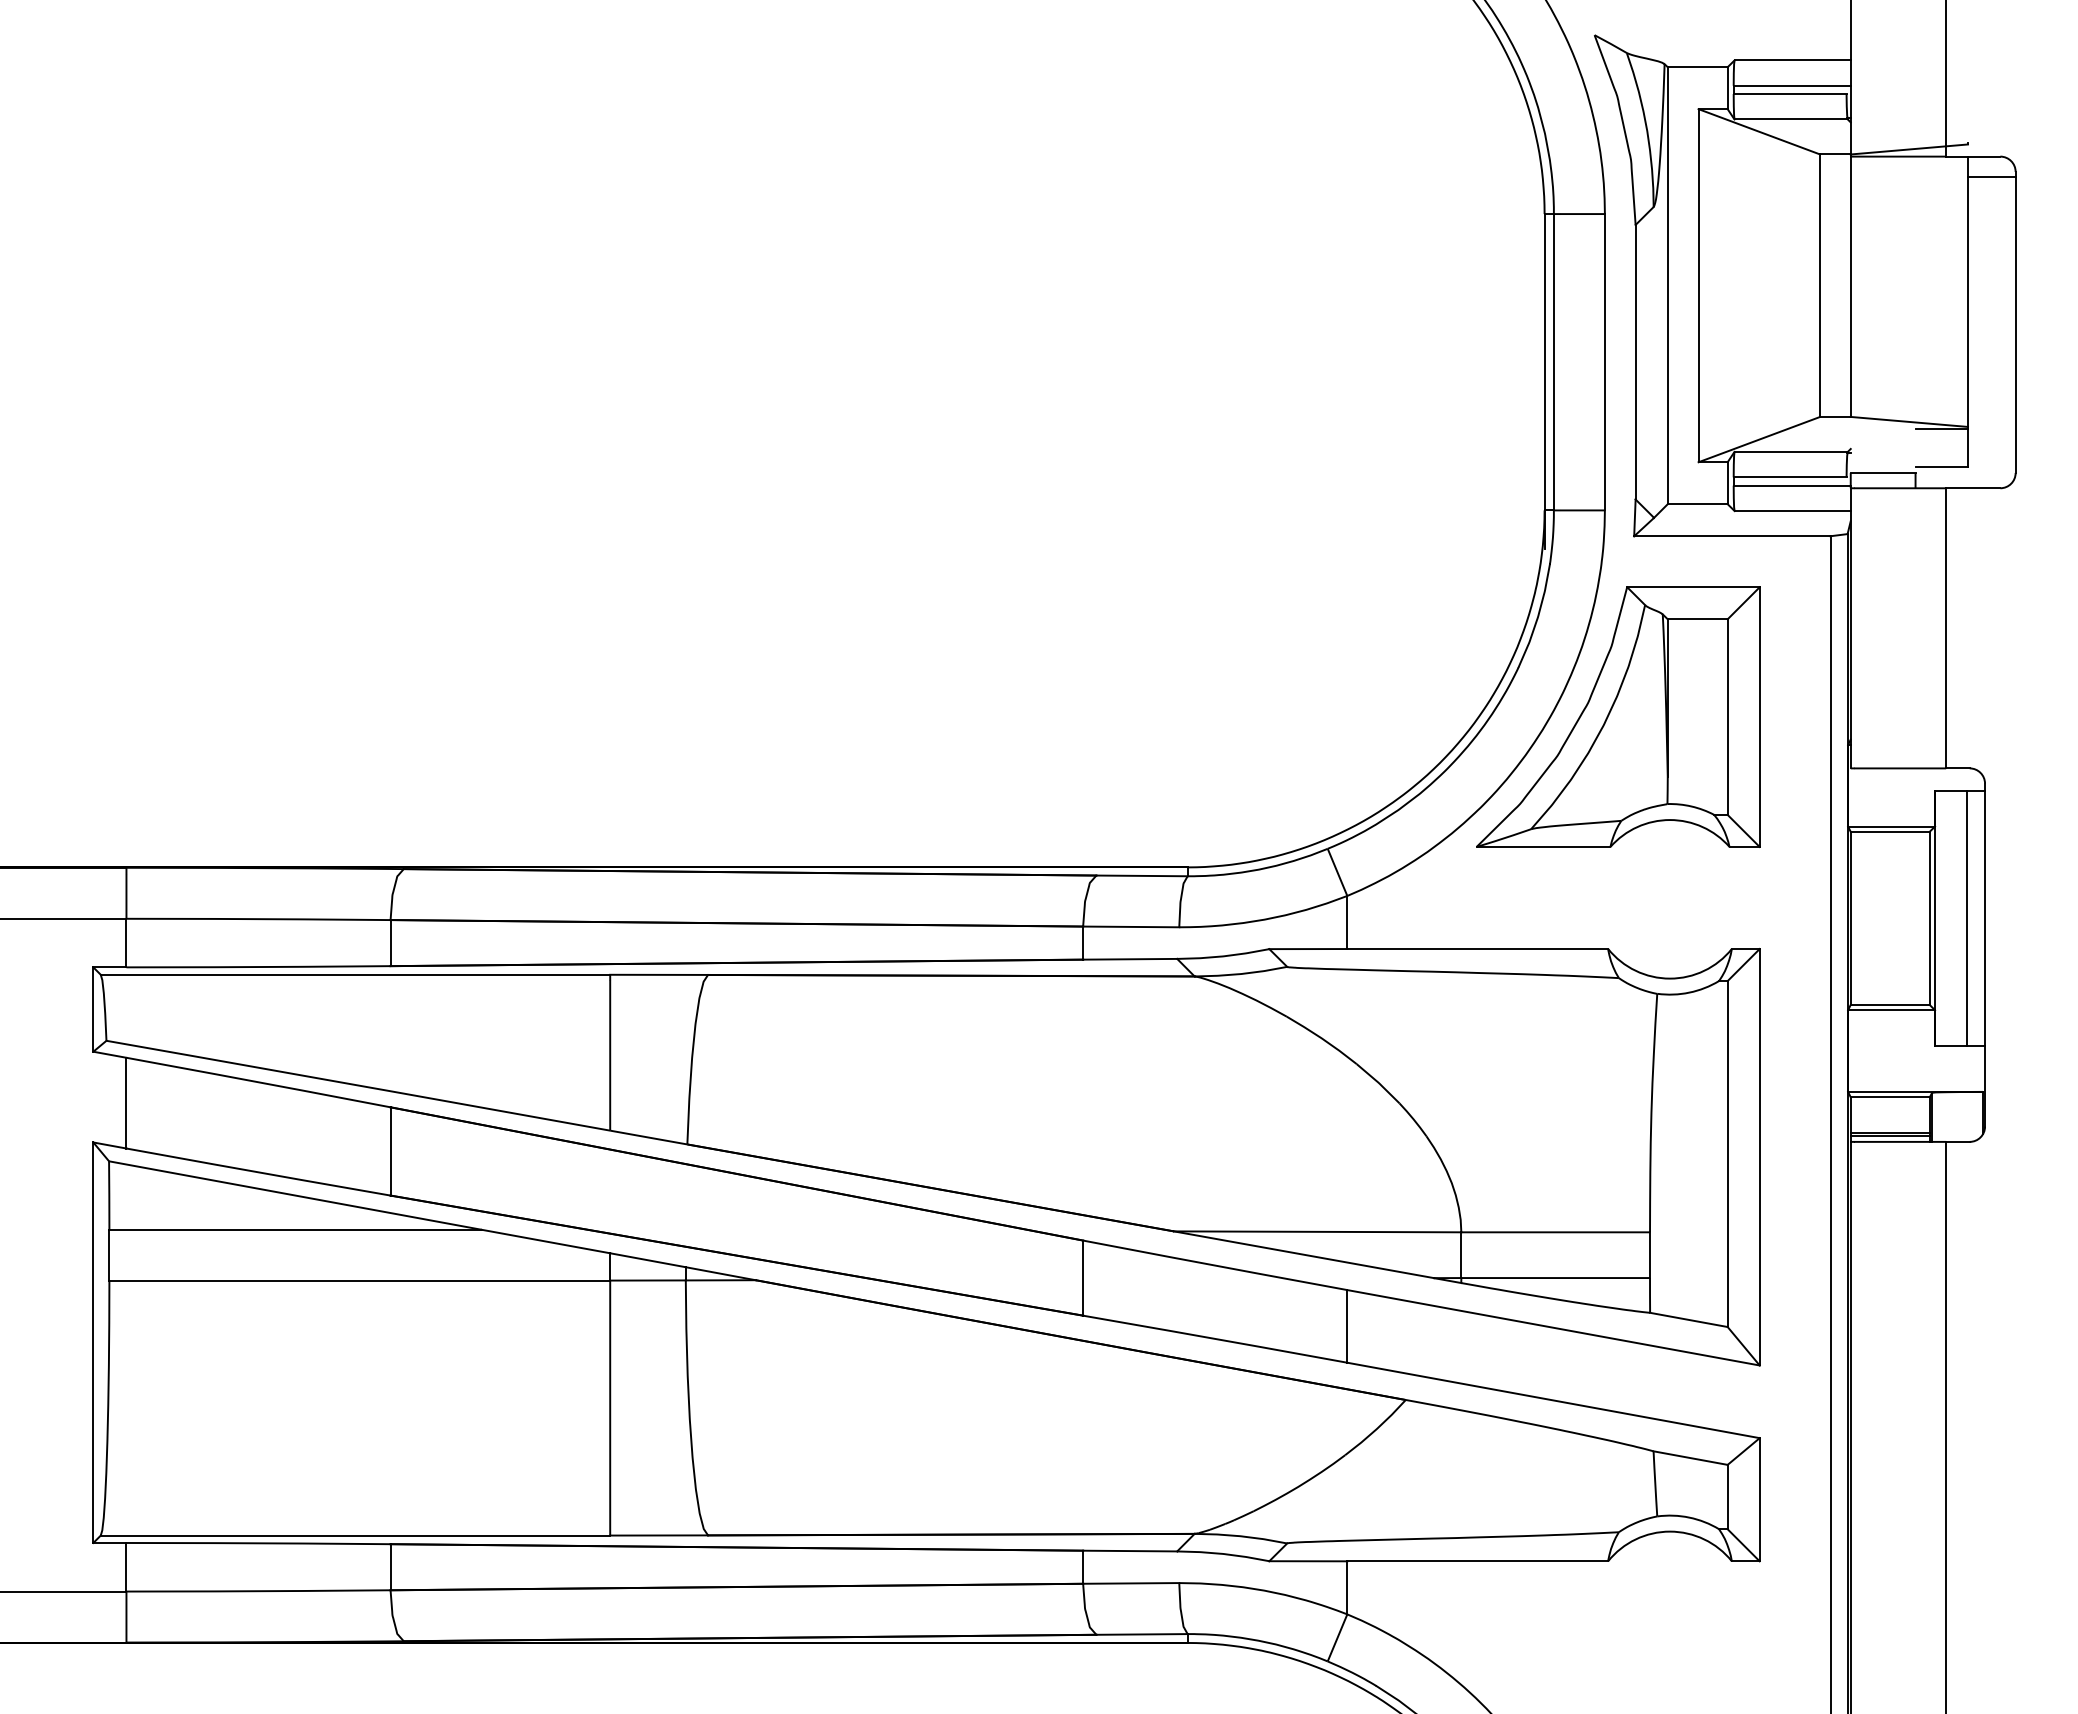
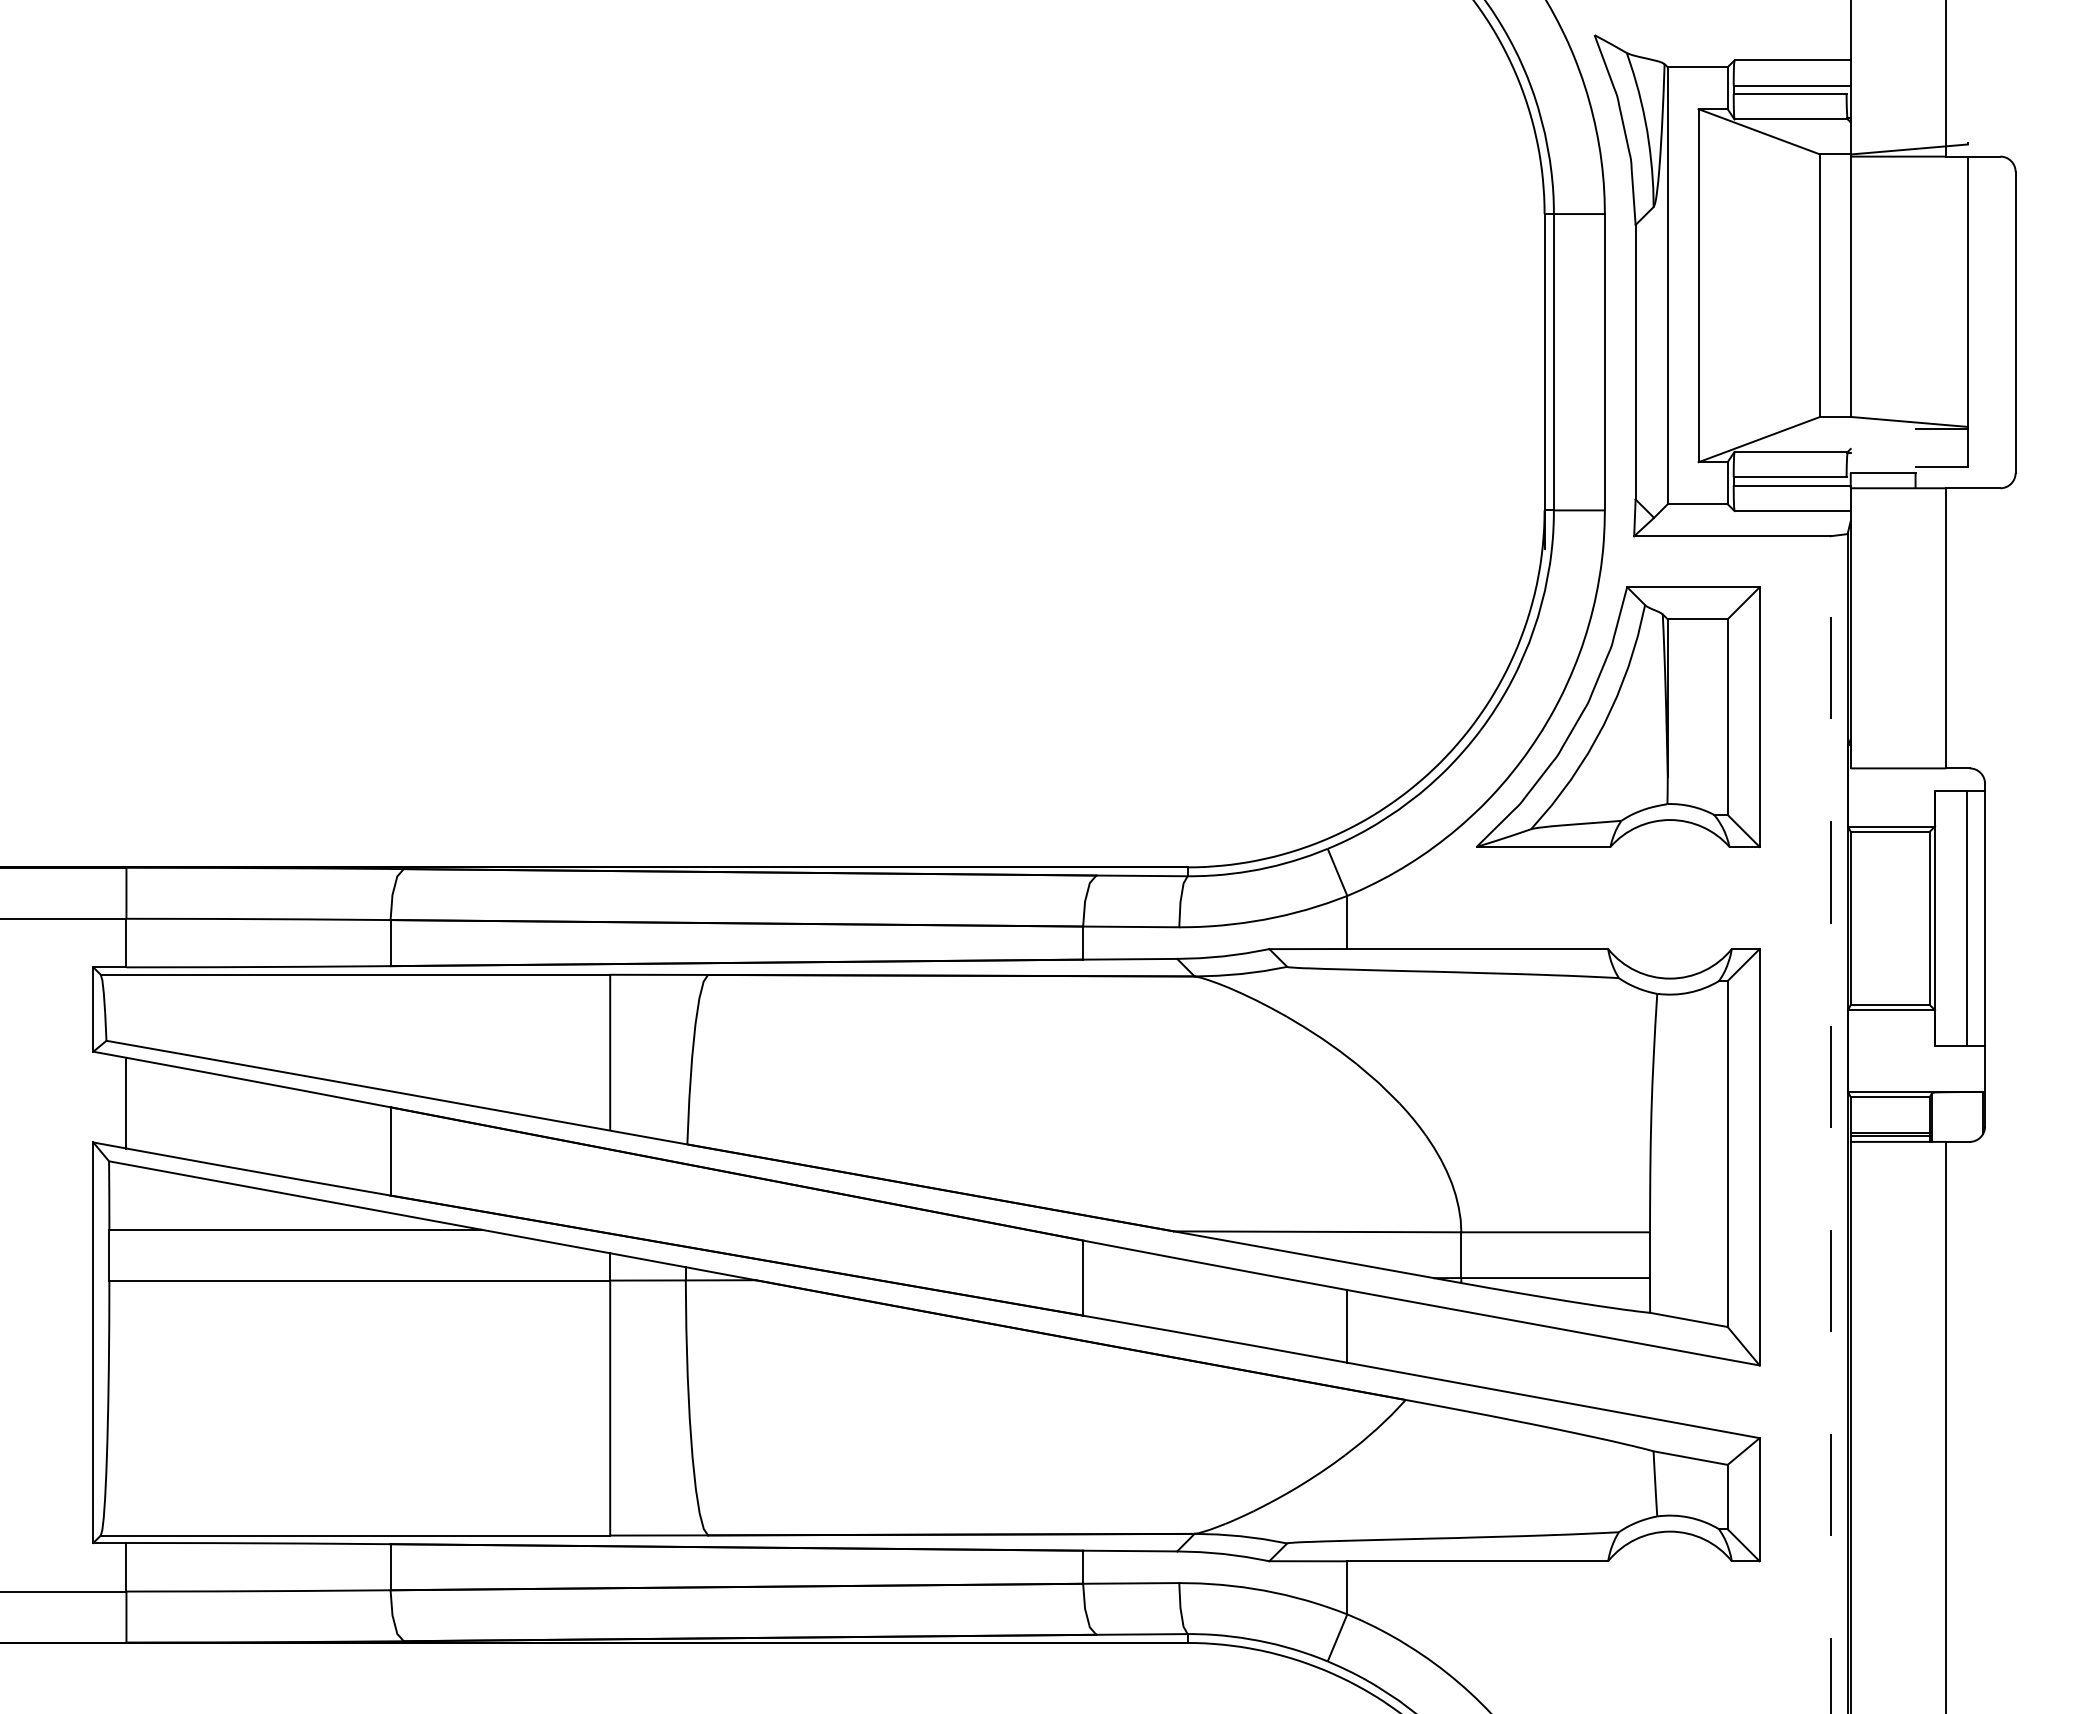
line: present -> none (1991, 177)
line: solid -> dashed (1830, 1124)
